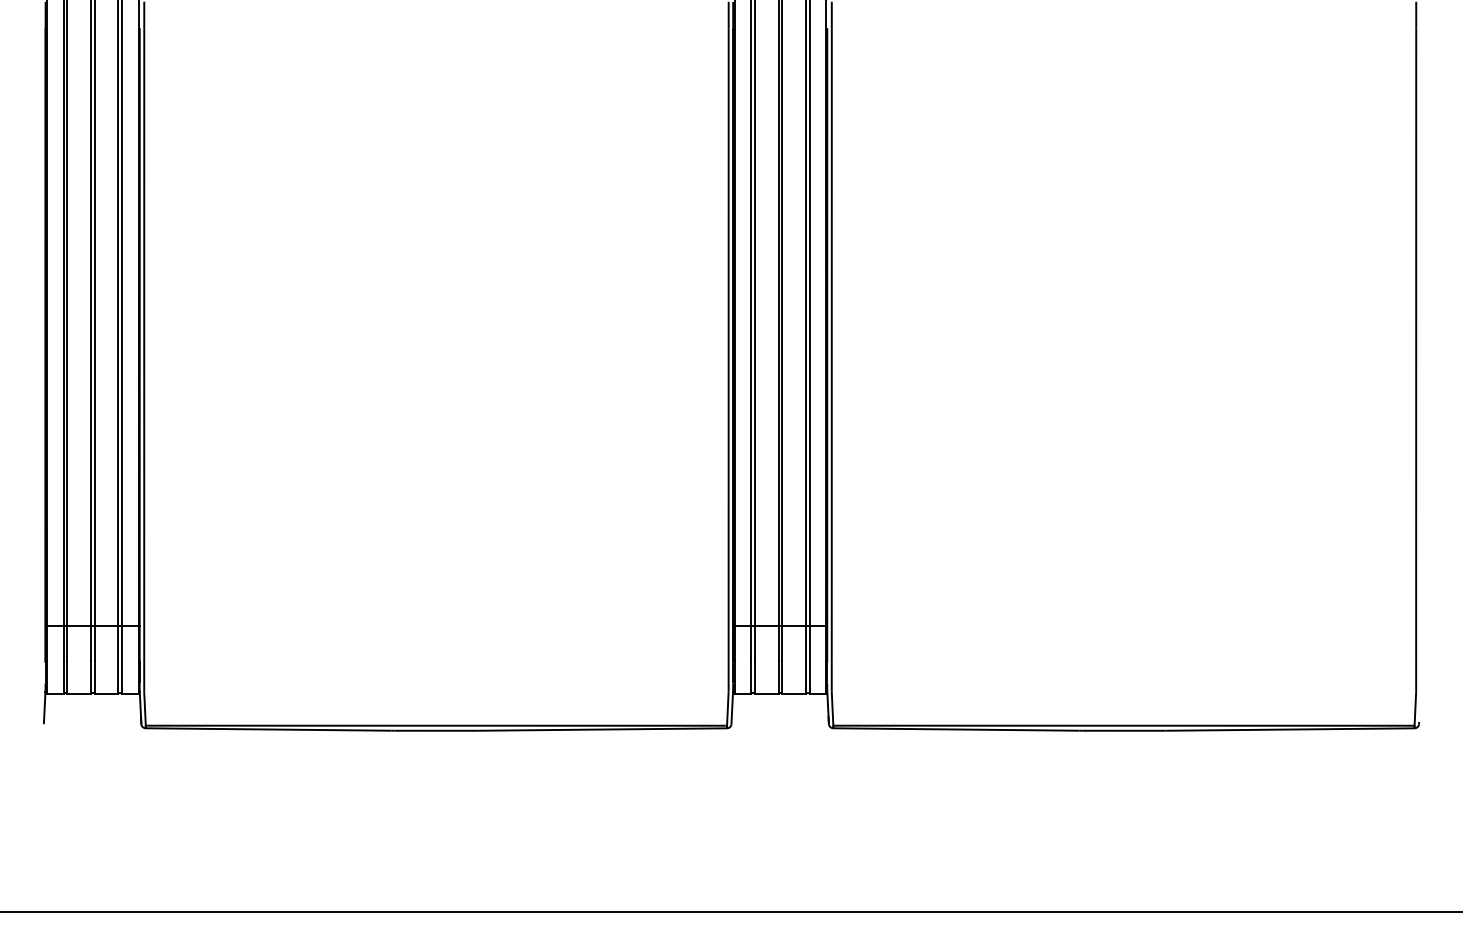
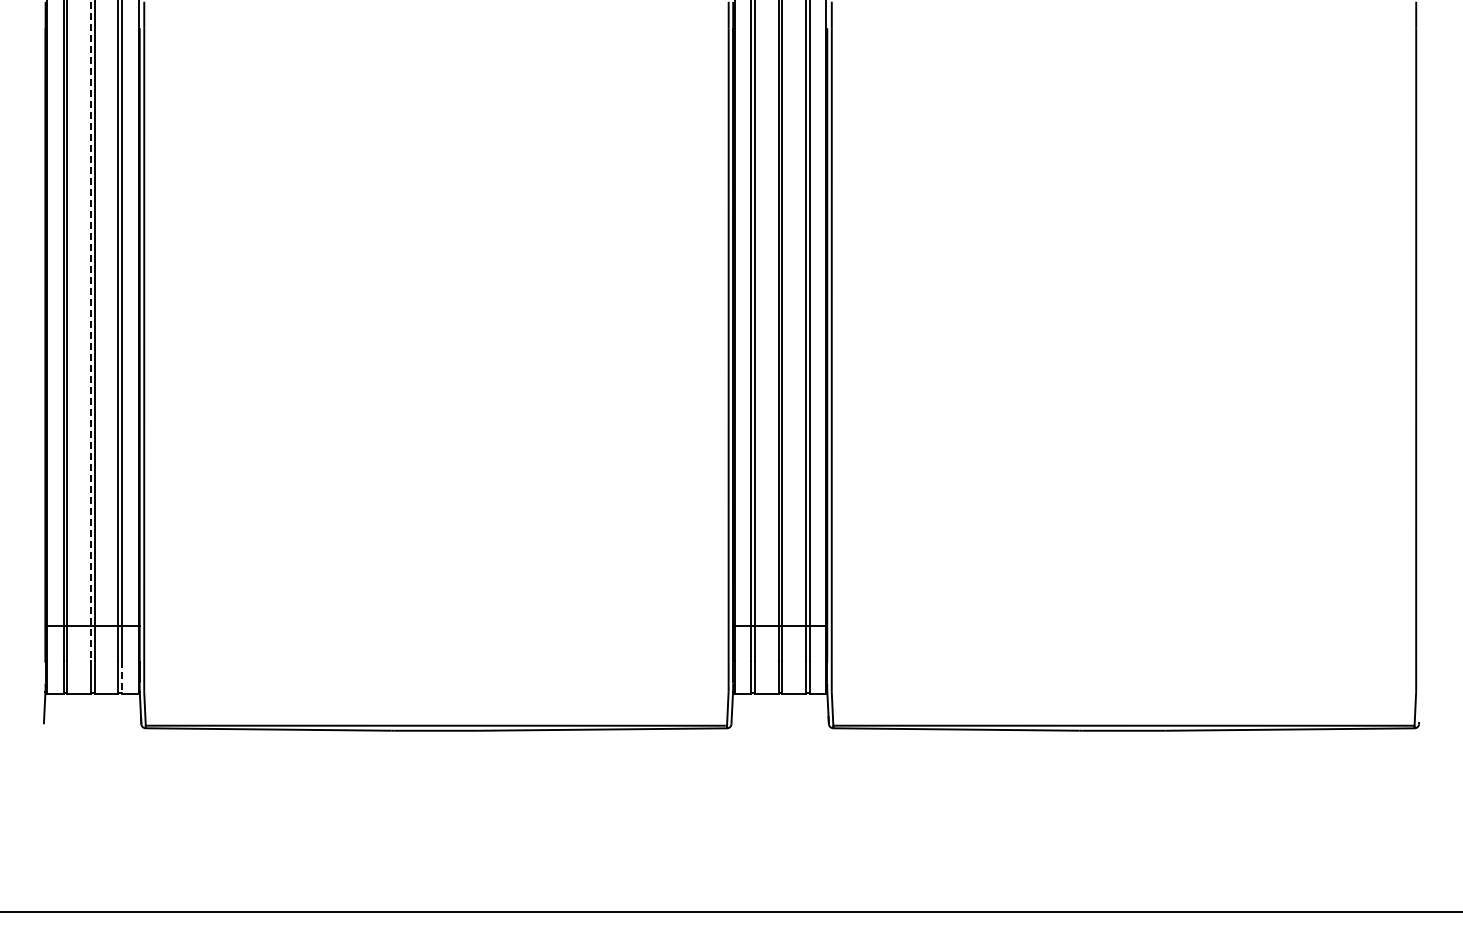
line: solid -> dashed (90, 331)
line: solid -> dashed (122, 677)
